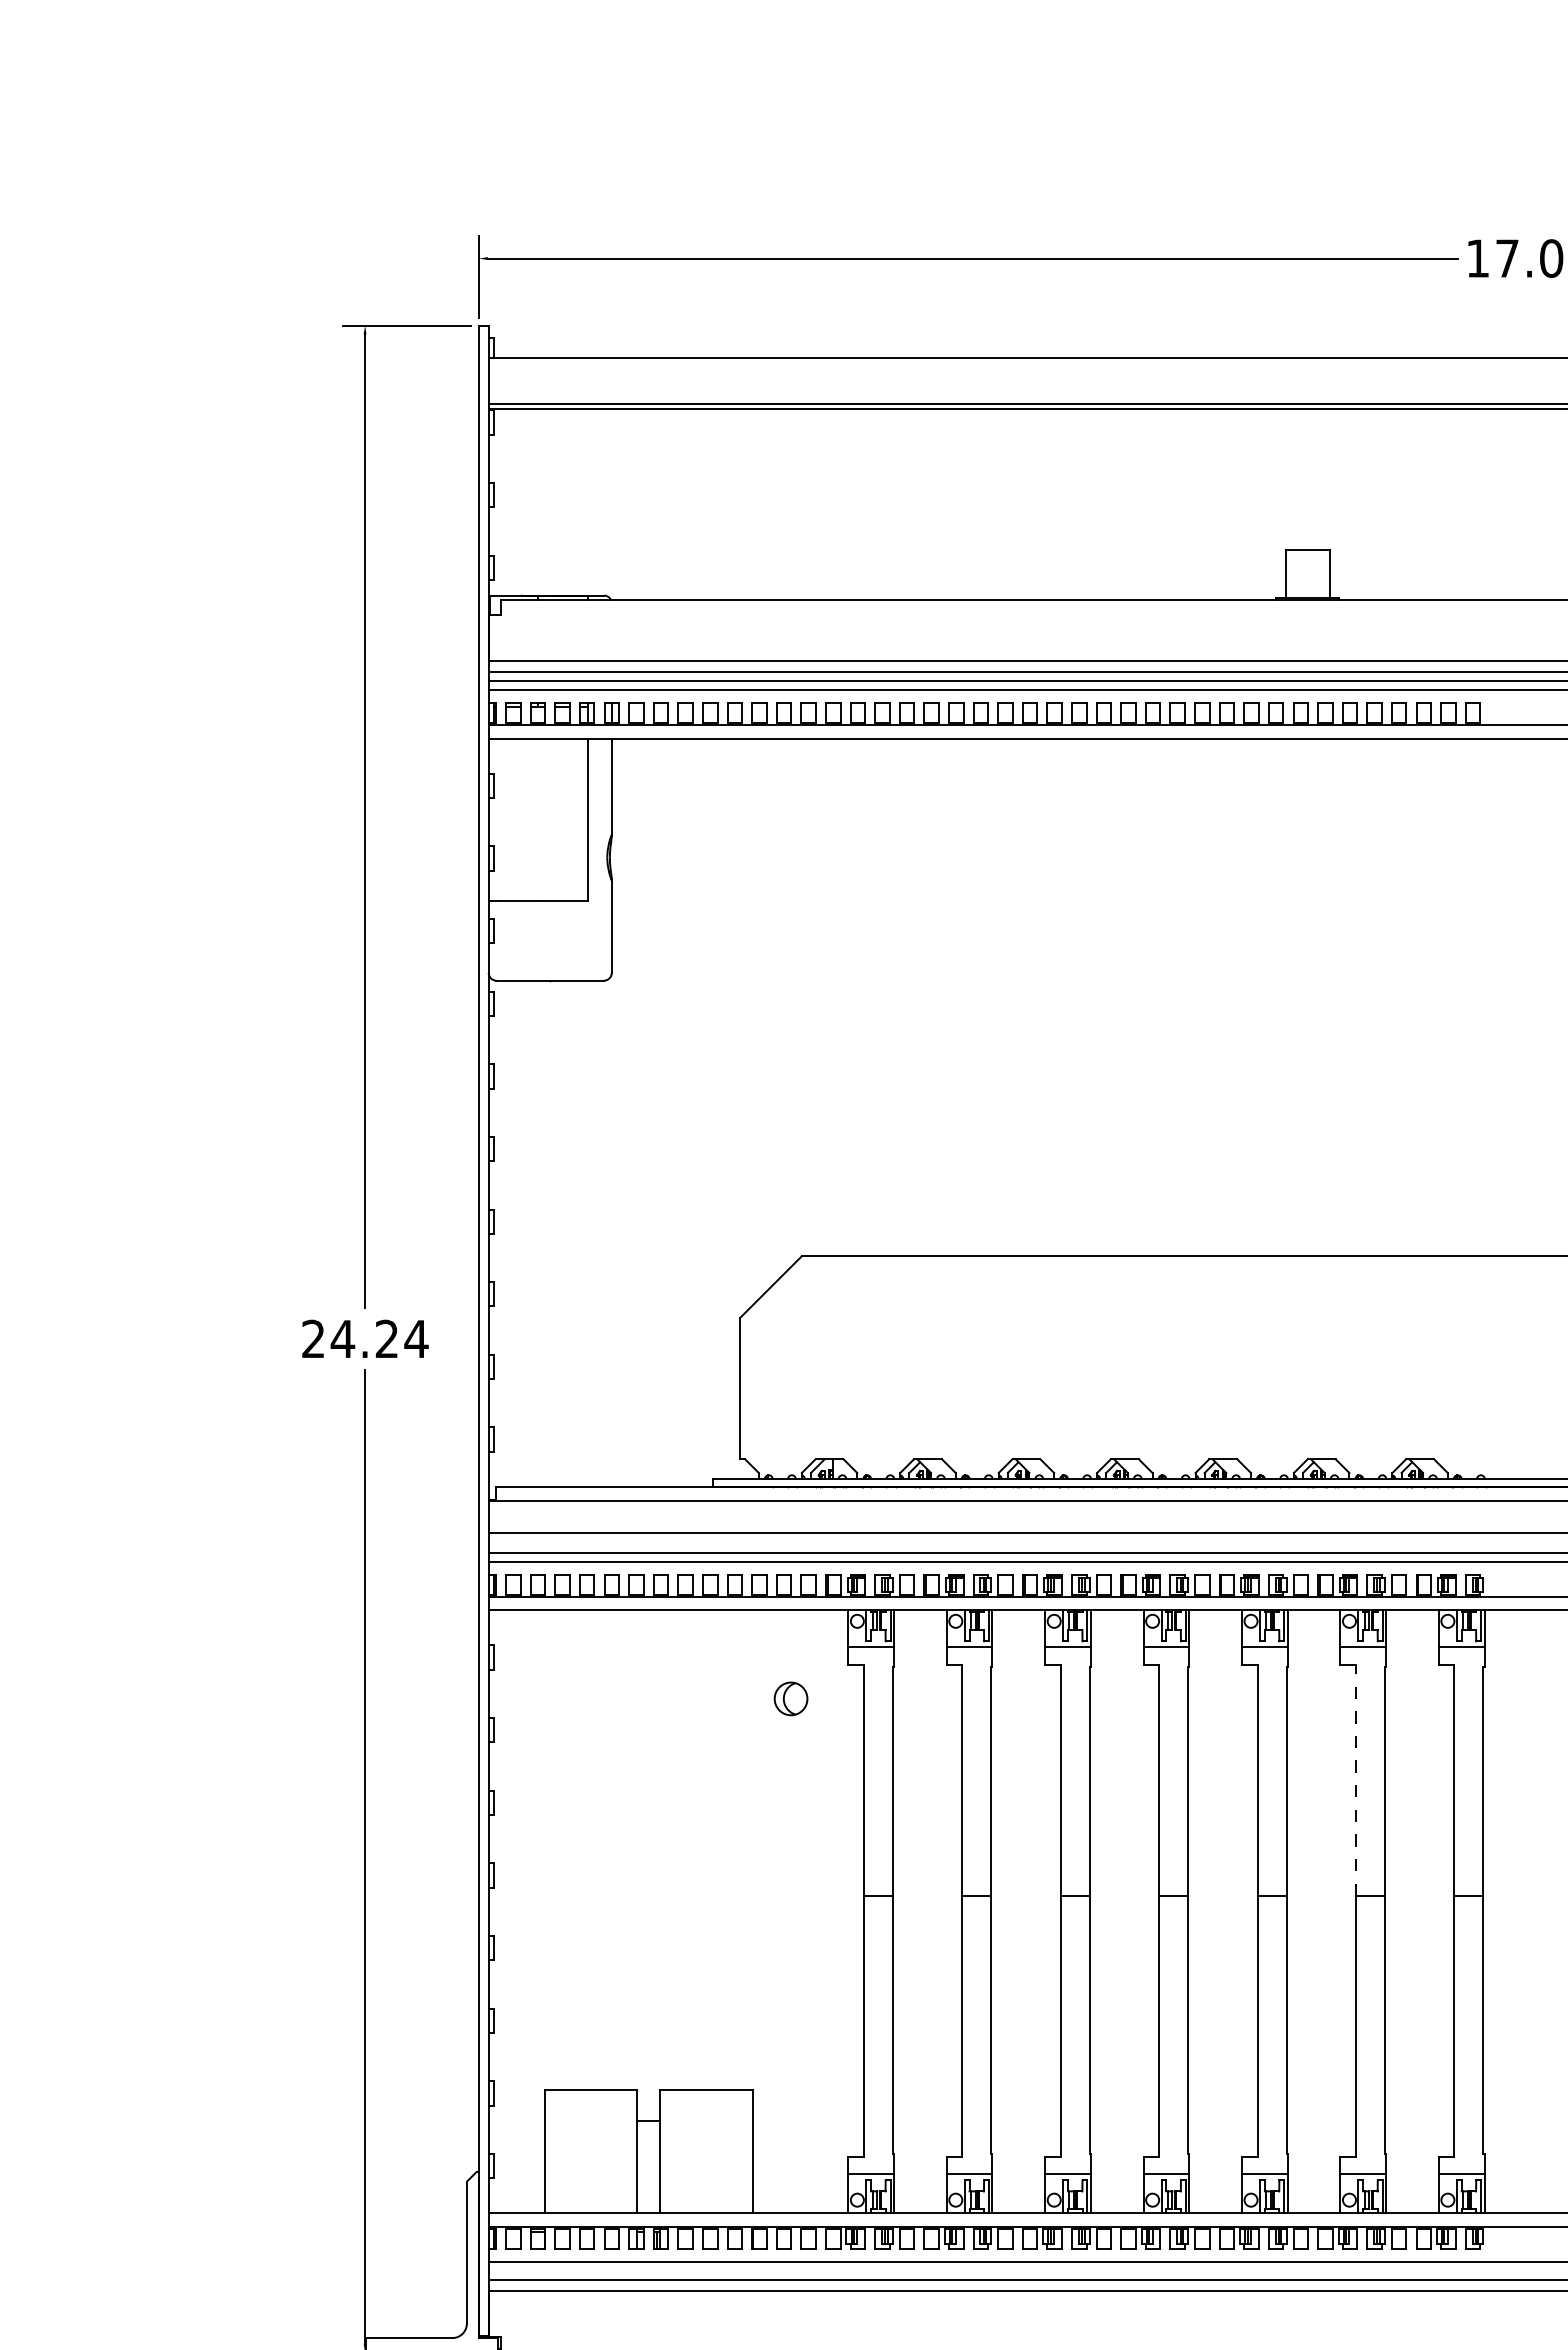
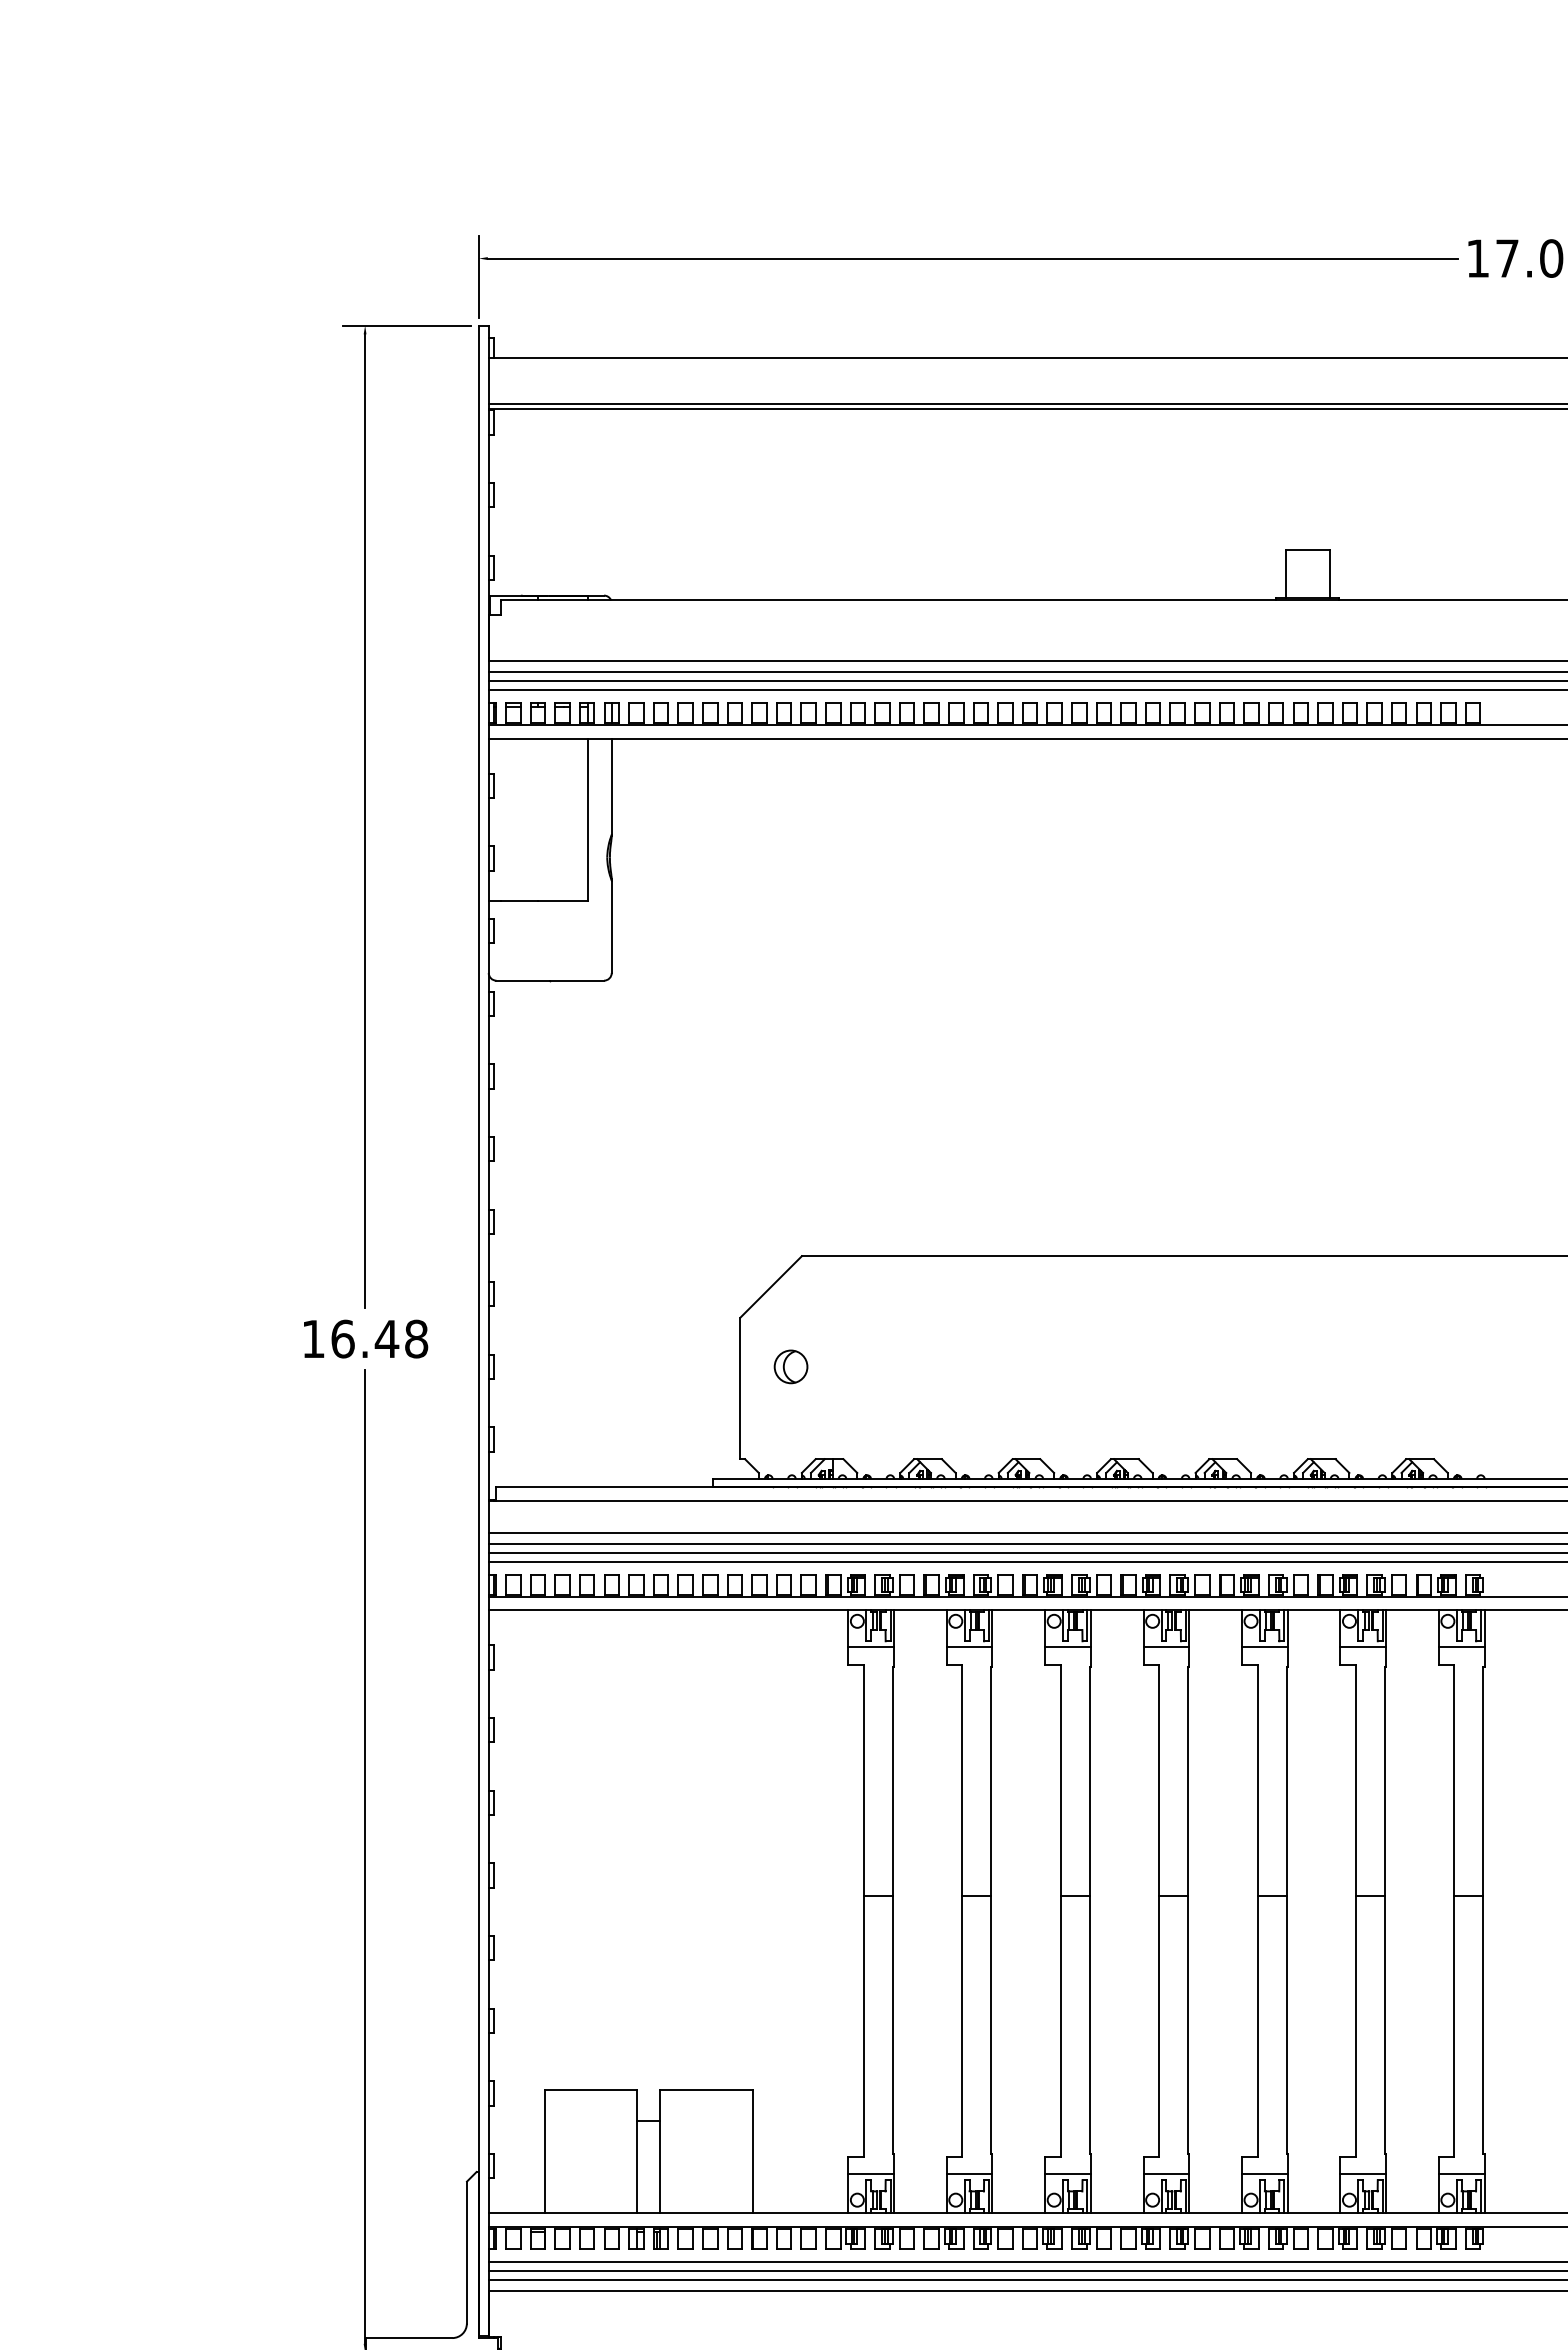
text: 24.24 -> 16.48 (365, 1338)
line: none -> present (1026, 1544)
part position: (790, 1698) -> (790, 1366) (790, 1366)
line: dashed -> solid (1356, 1779)
line: none -> present (1026, 2270)
